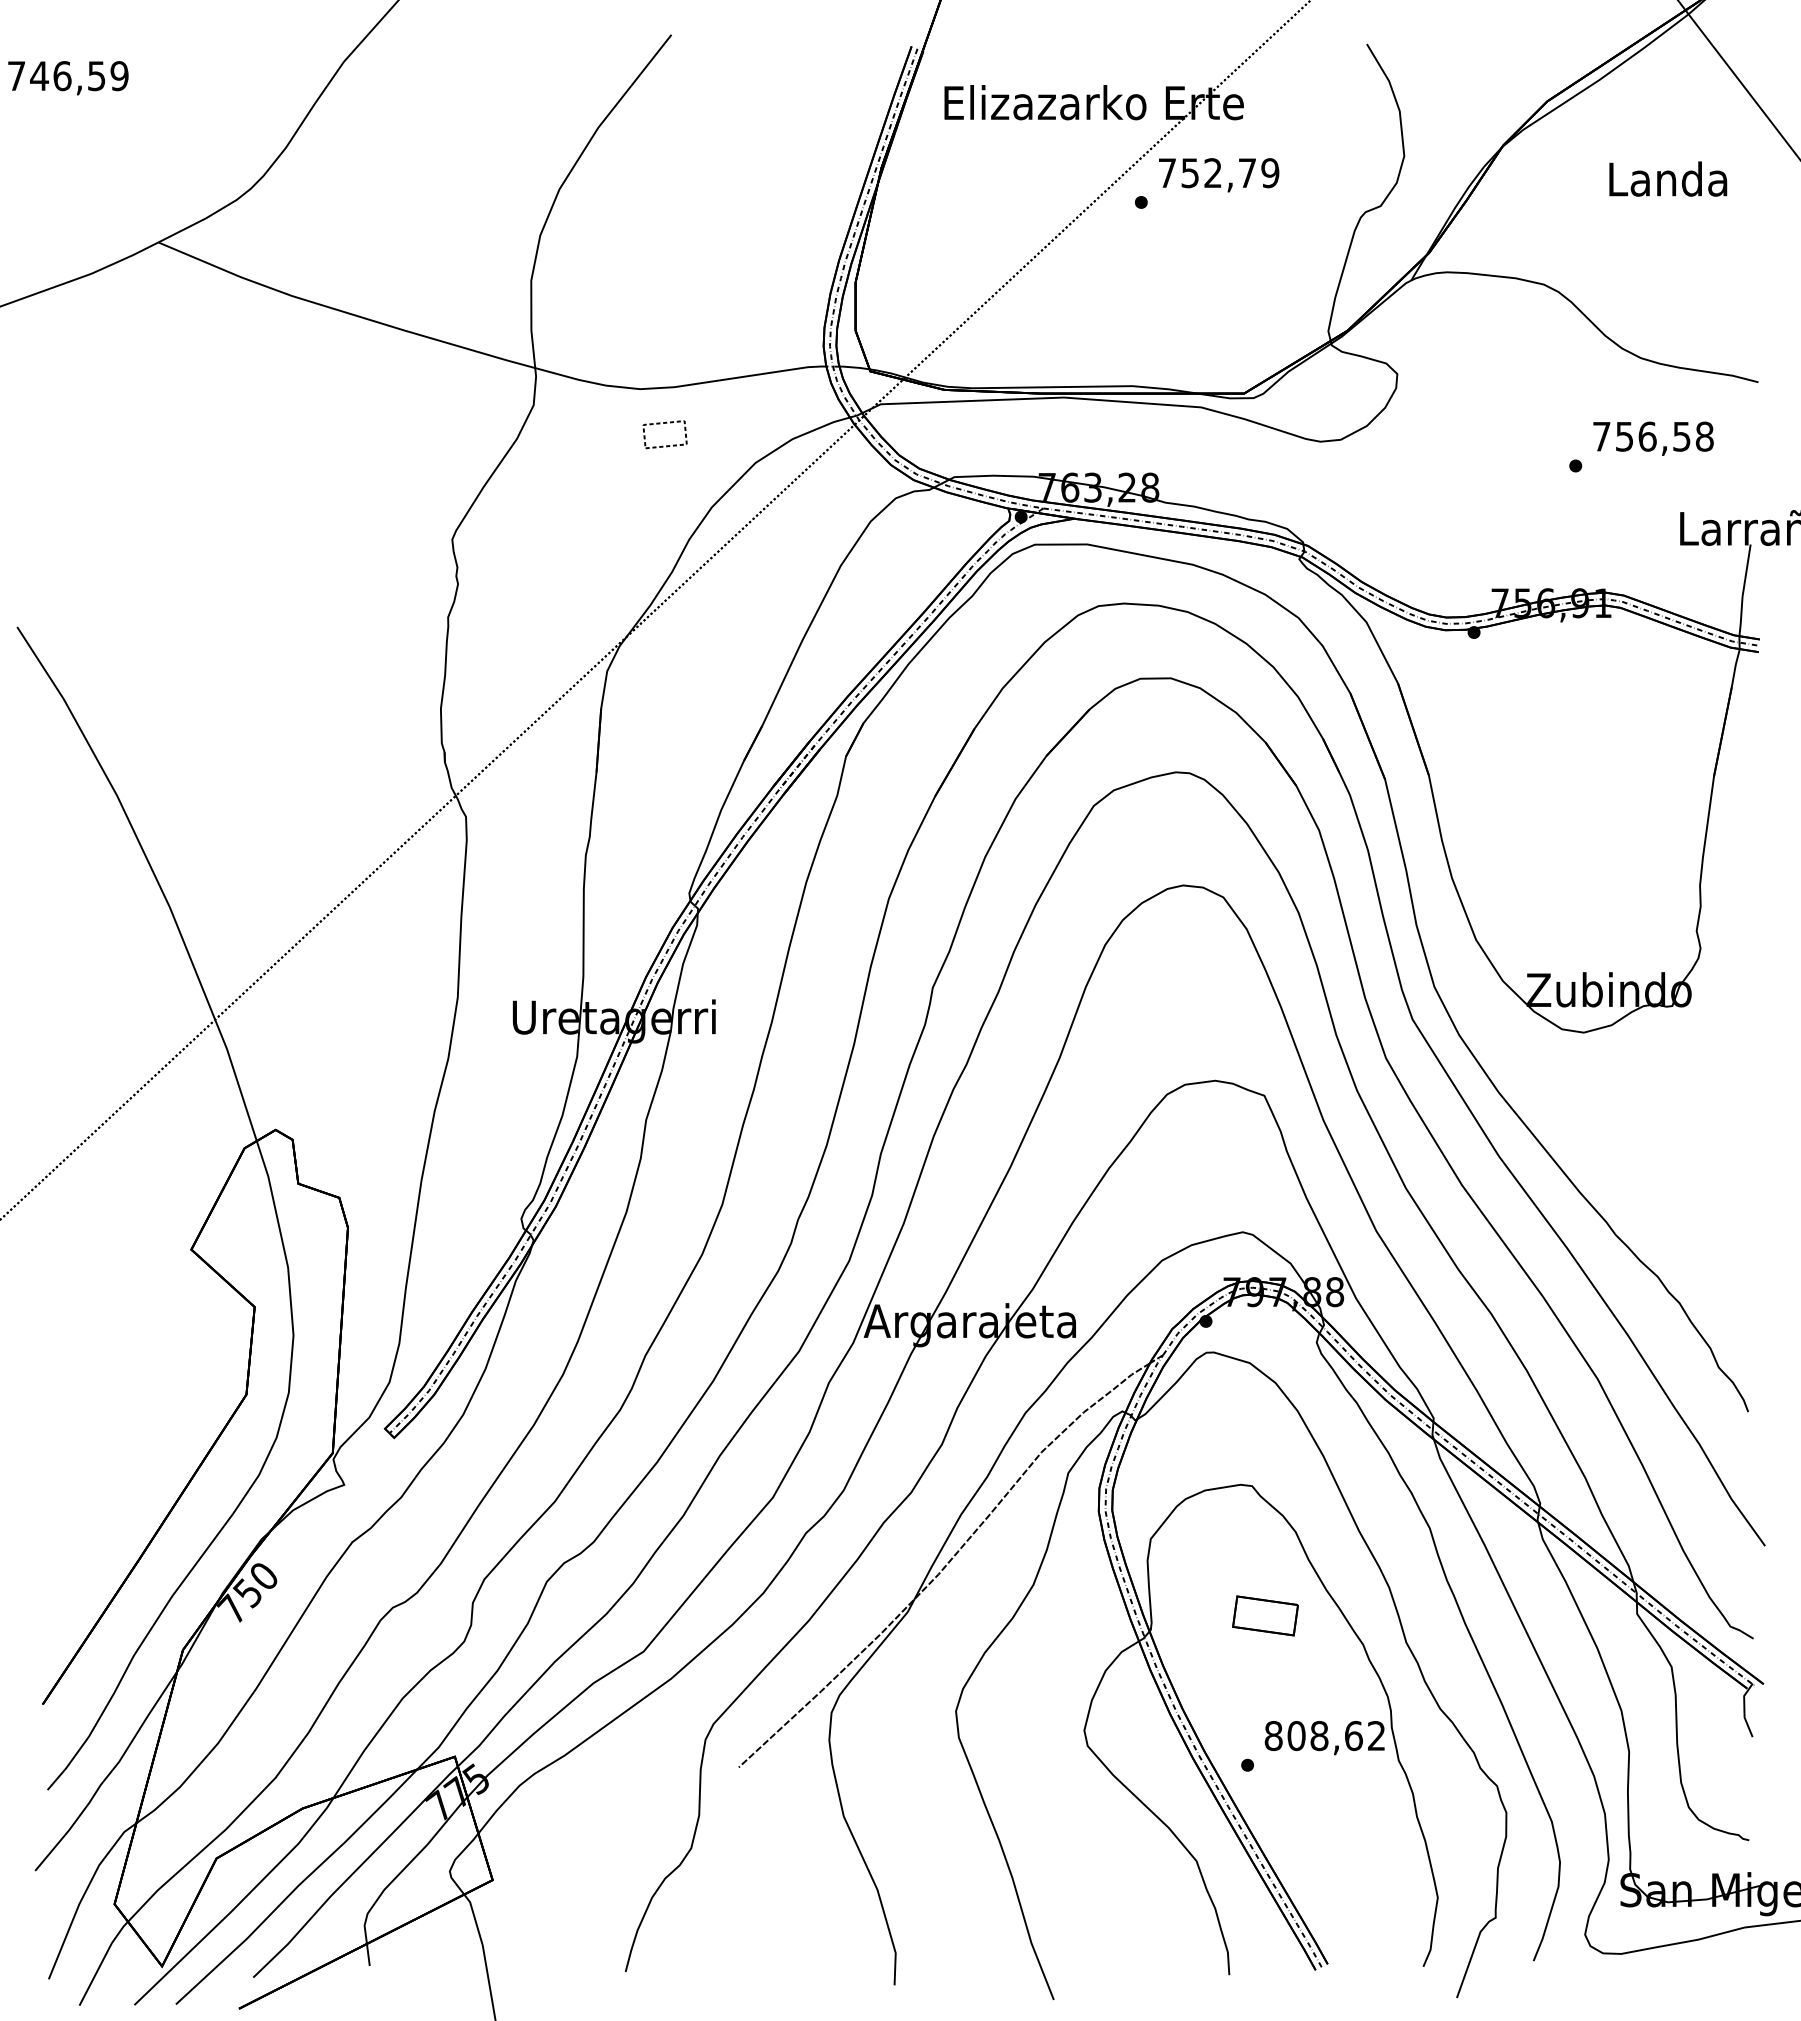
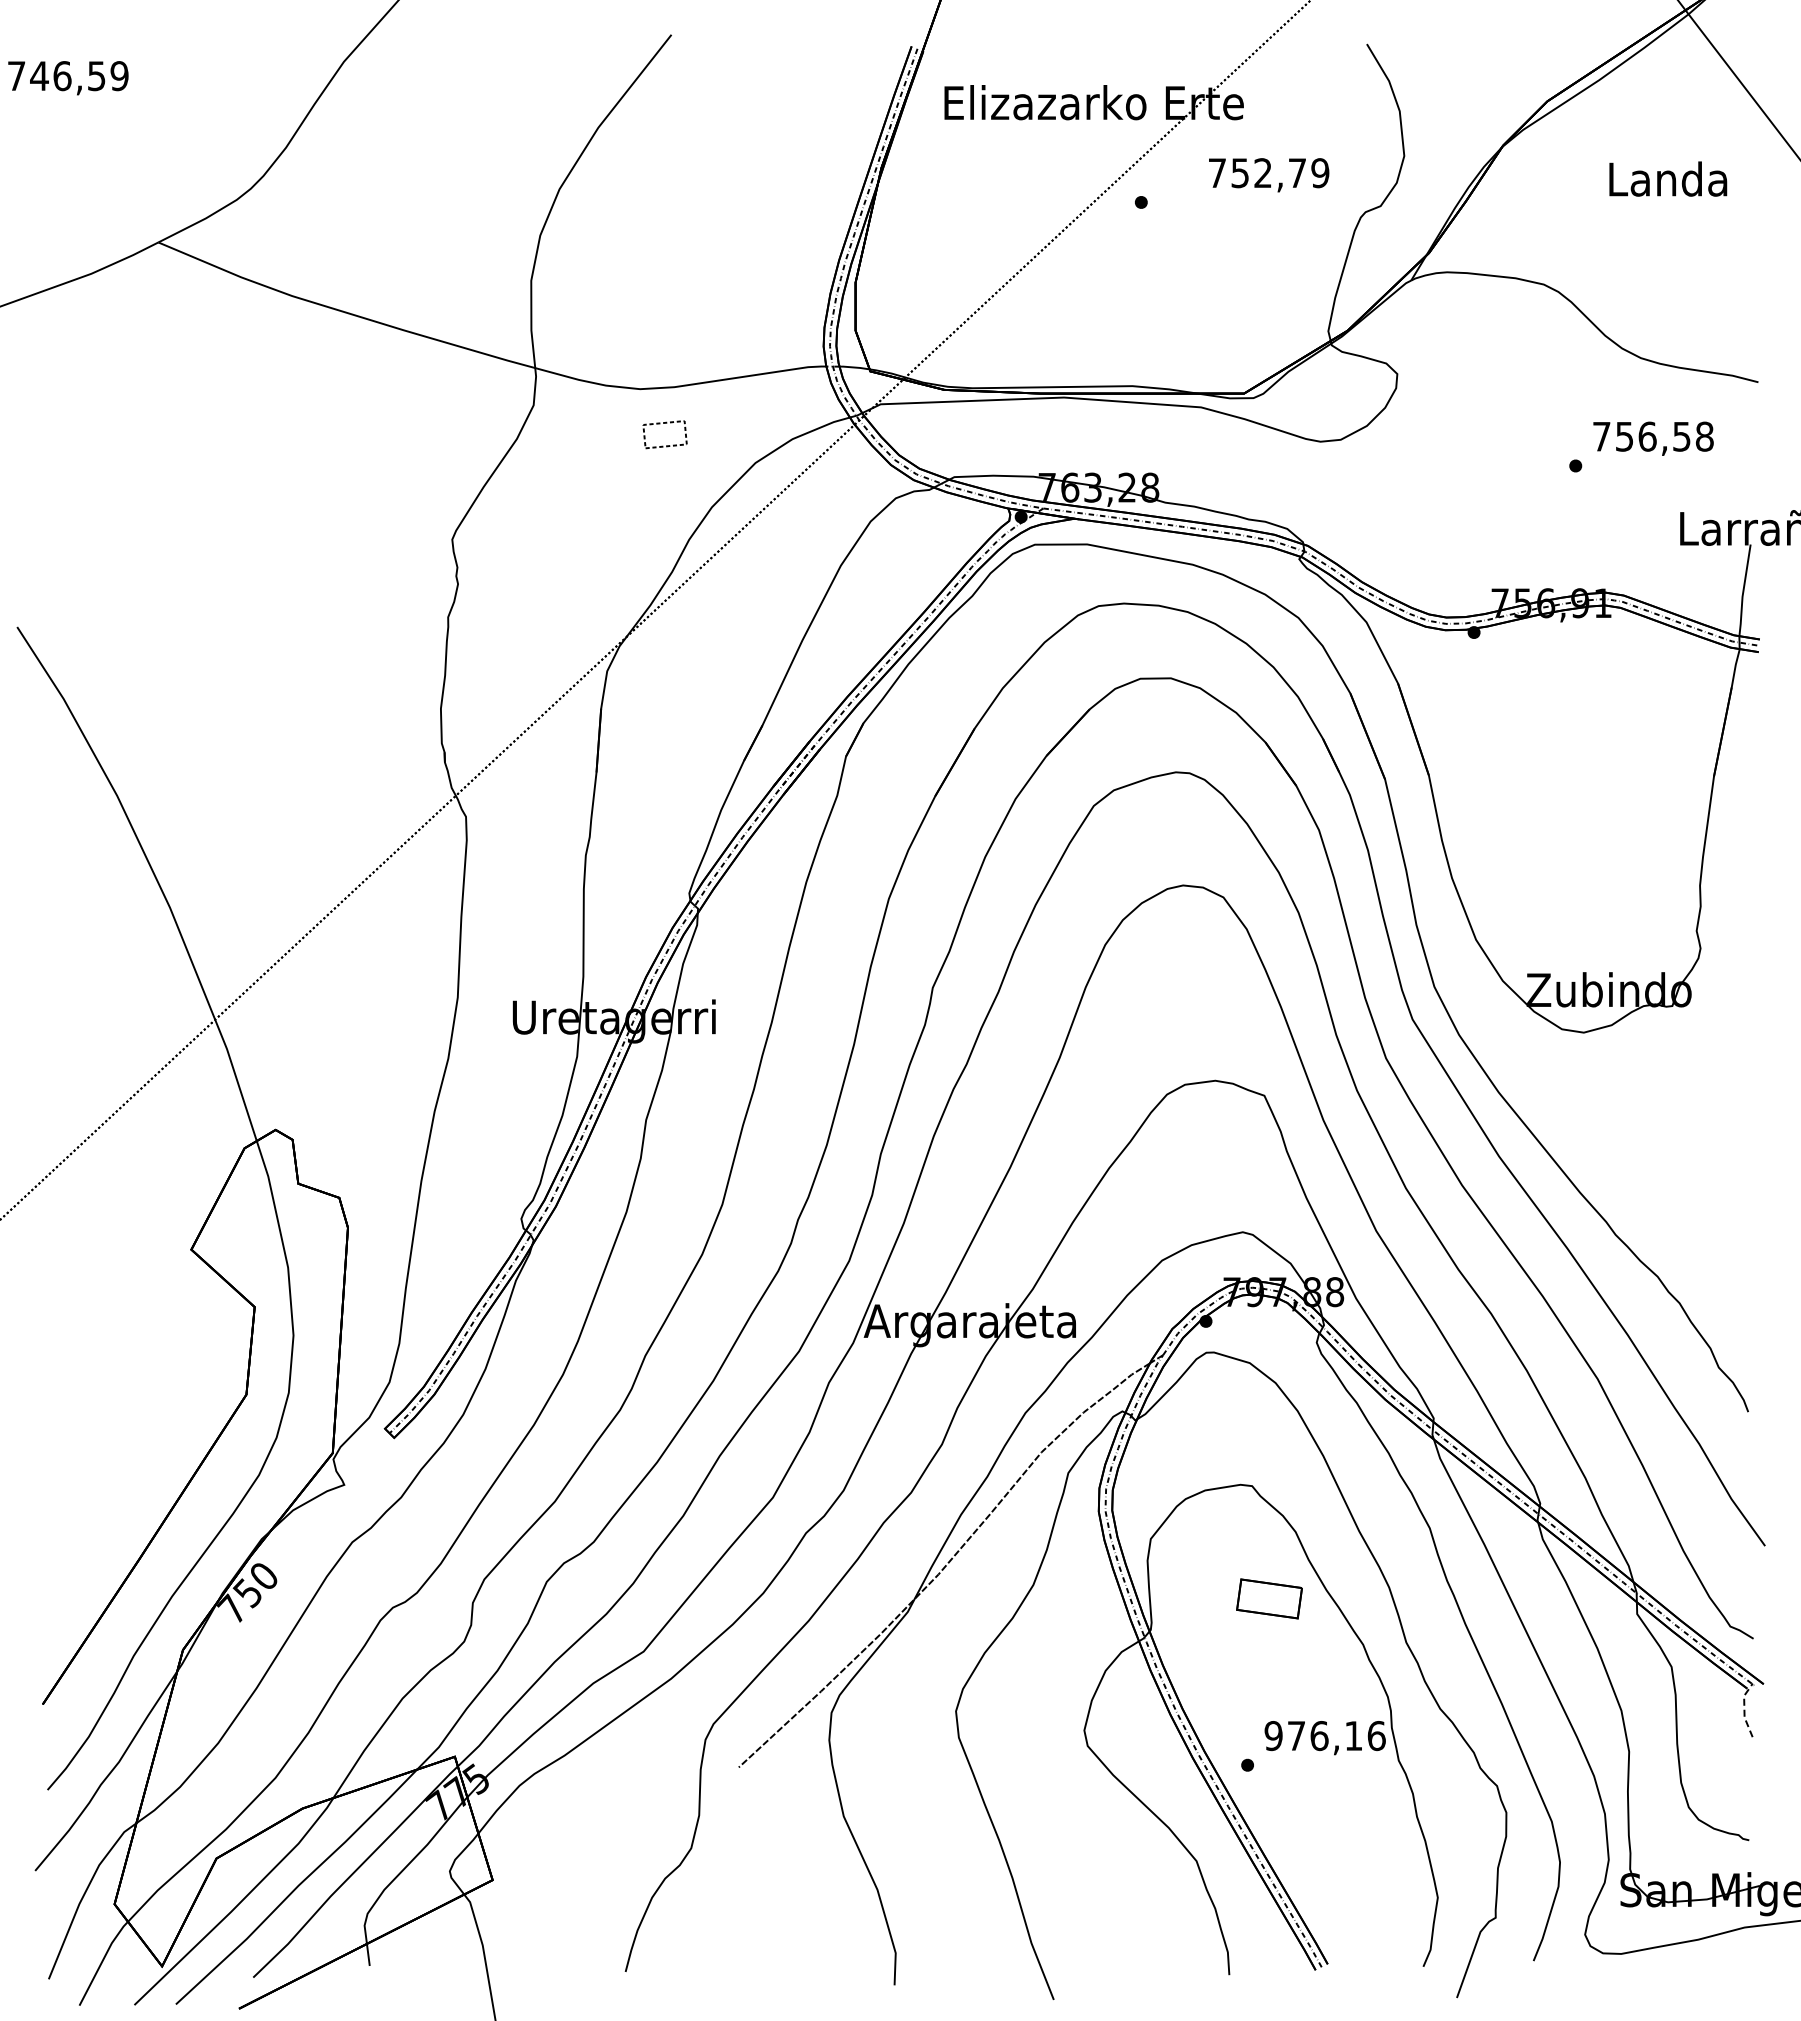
text position: (1219, 175) -> (1269, 175) (1269, 175)
part position: (1265, 1615) -> (1269, 1598) (1269, 1598)
line: solid -> dashed (1744, 1709)
text: 808,62 -> 976,16 (1324, 1736)
